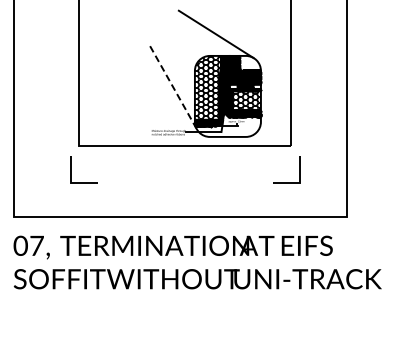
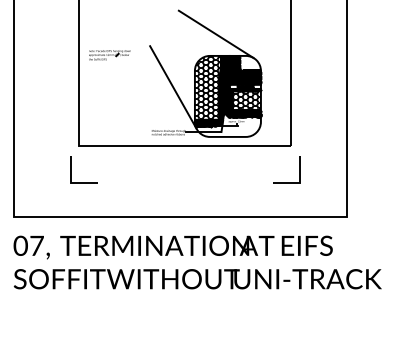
part: none -> present (109, 55)
line: dashed -> solid (173, 87)
